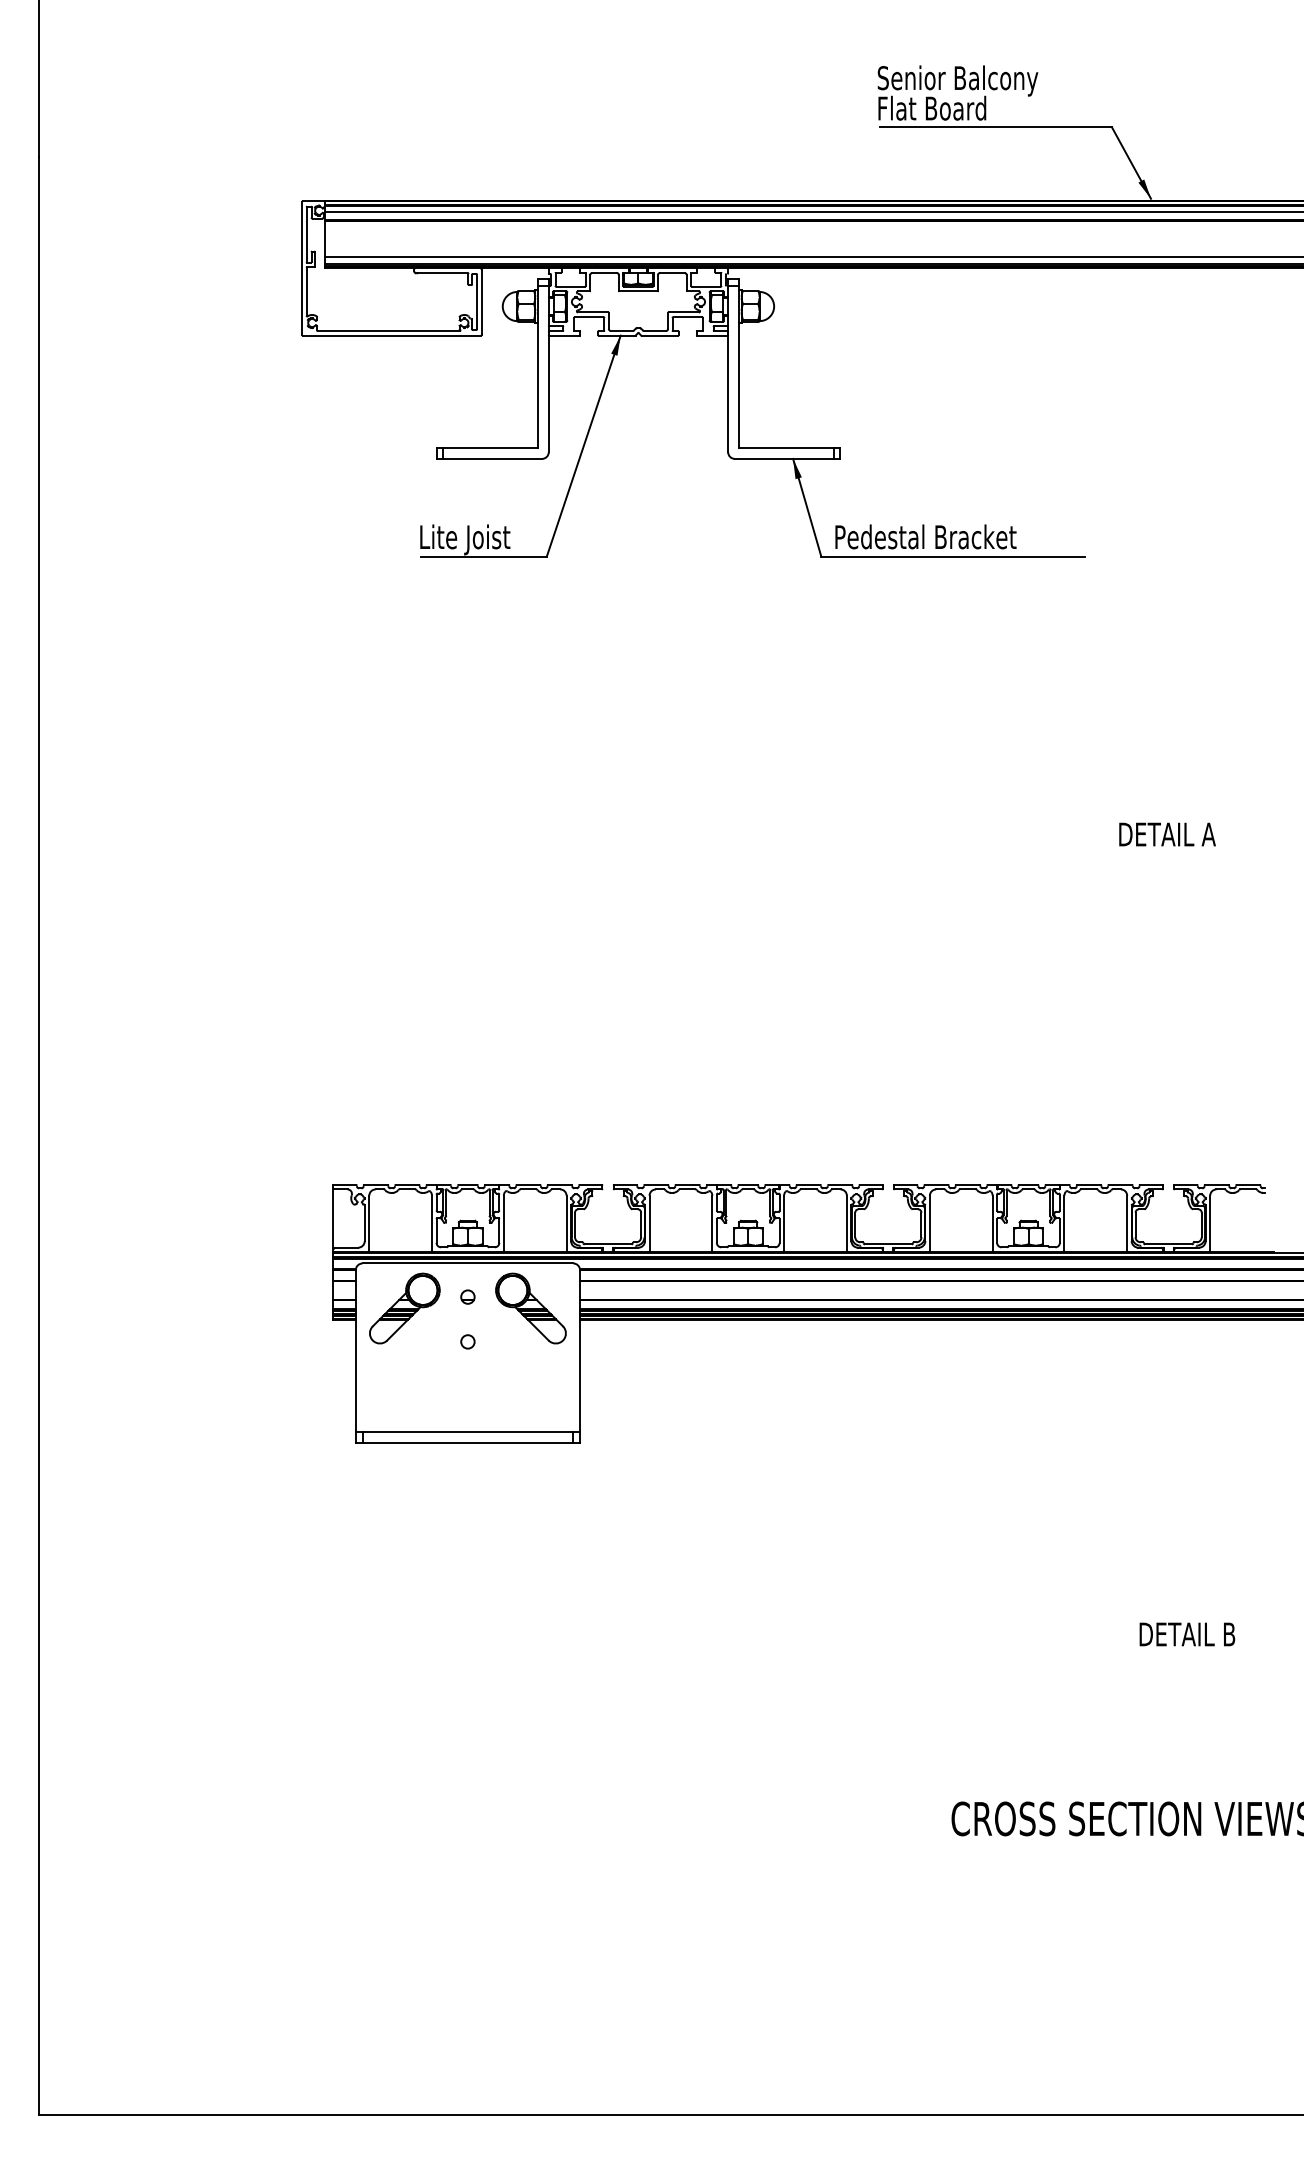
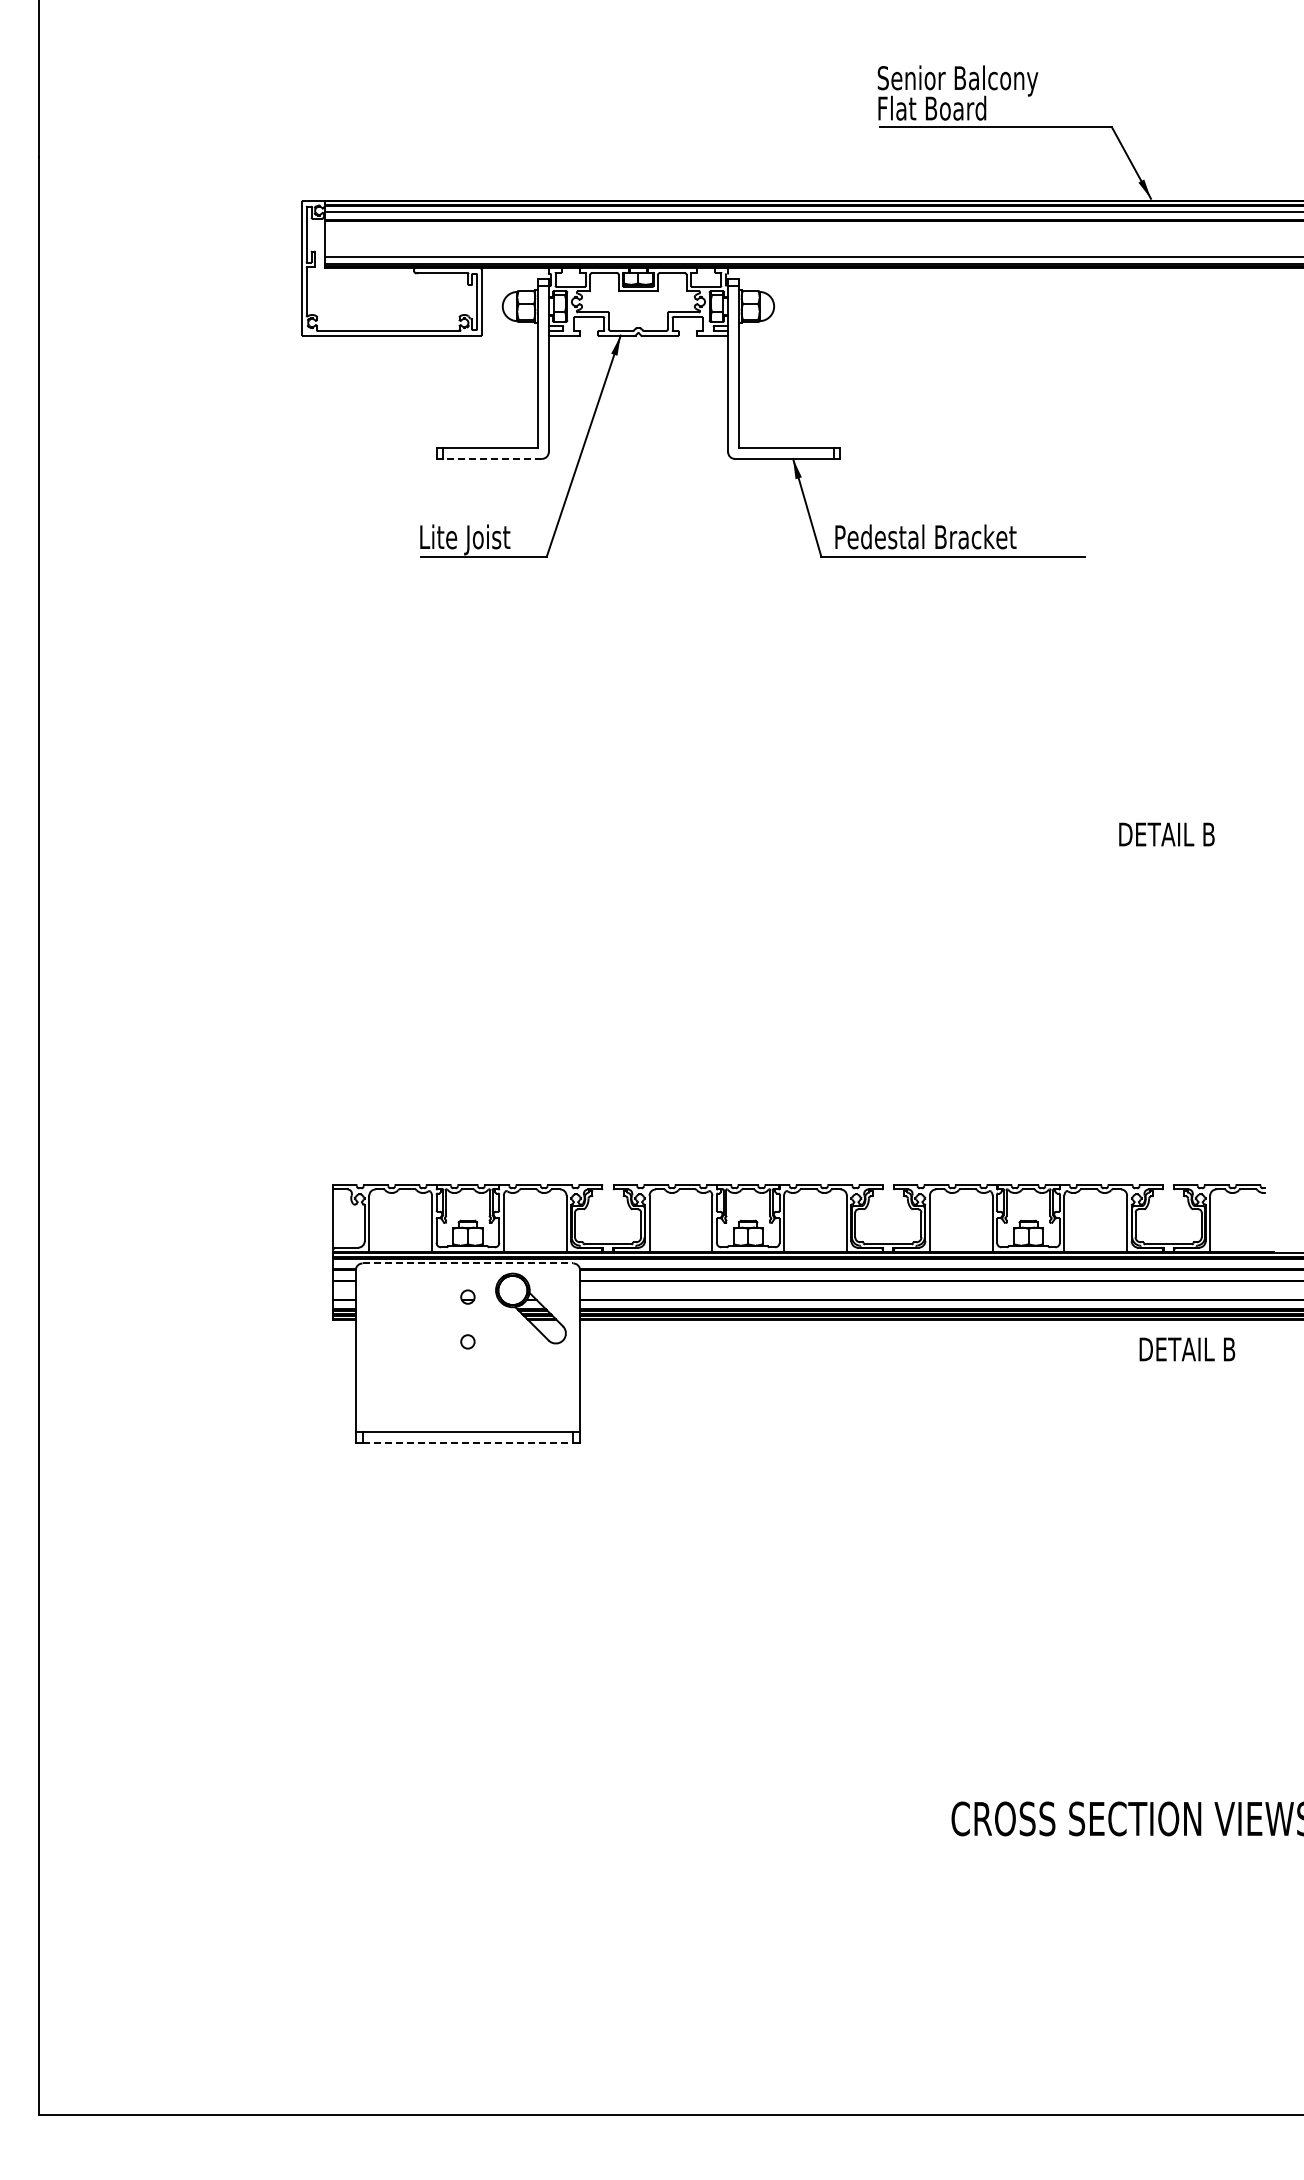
line: solid -> dashed (492, 458)
text: DETAIL A -> DETAIL B (1208, 834)
line: solid -> dashed (468, 1263)
part: present -> none (404, 1308)
line: solid -> dashed (468, 1442)
text position: (1187, 1634) -> (1187, 1349) (1187, 1349)
